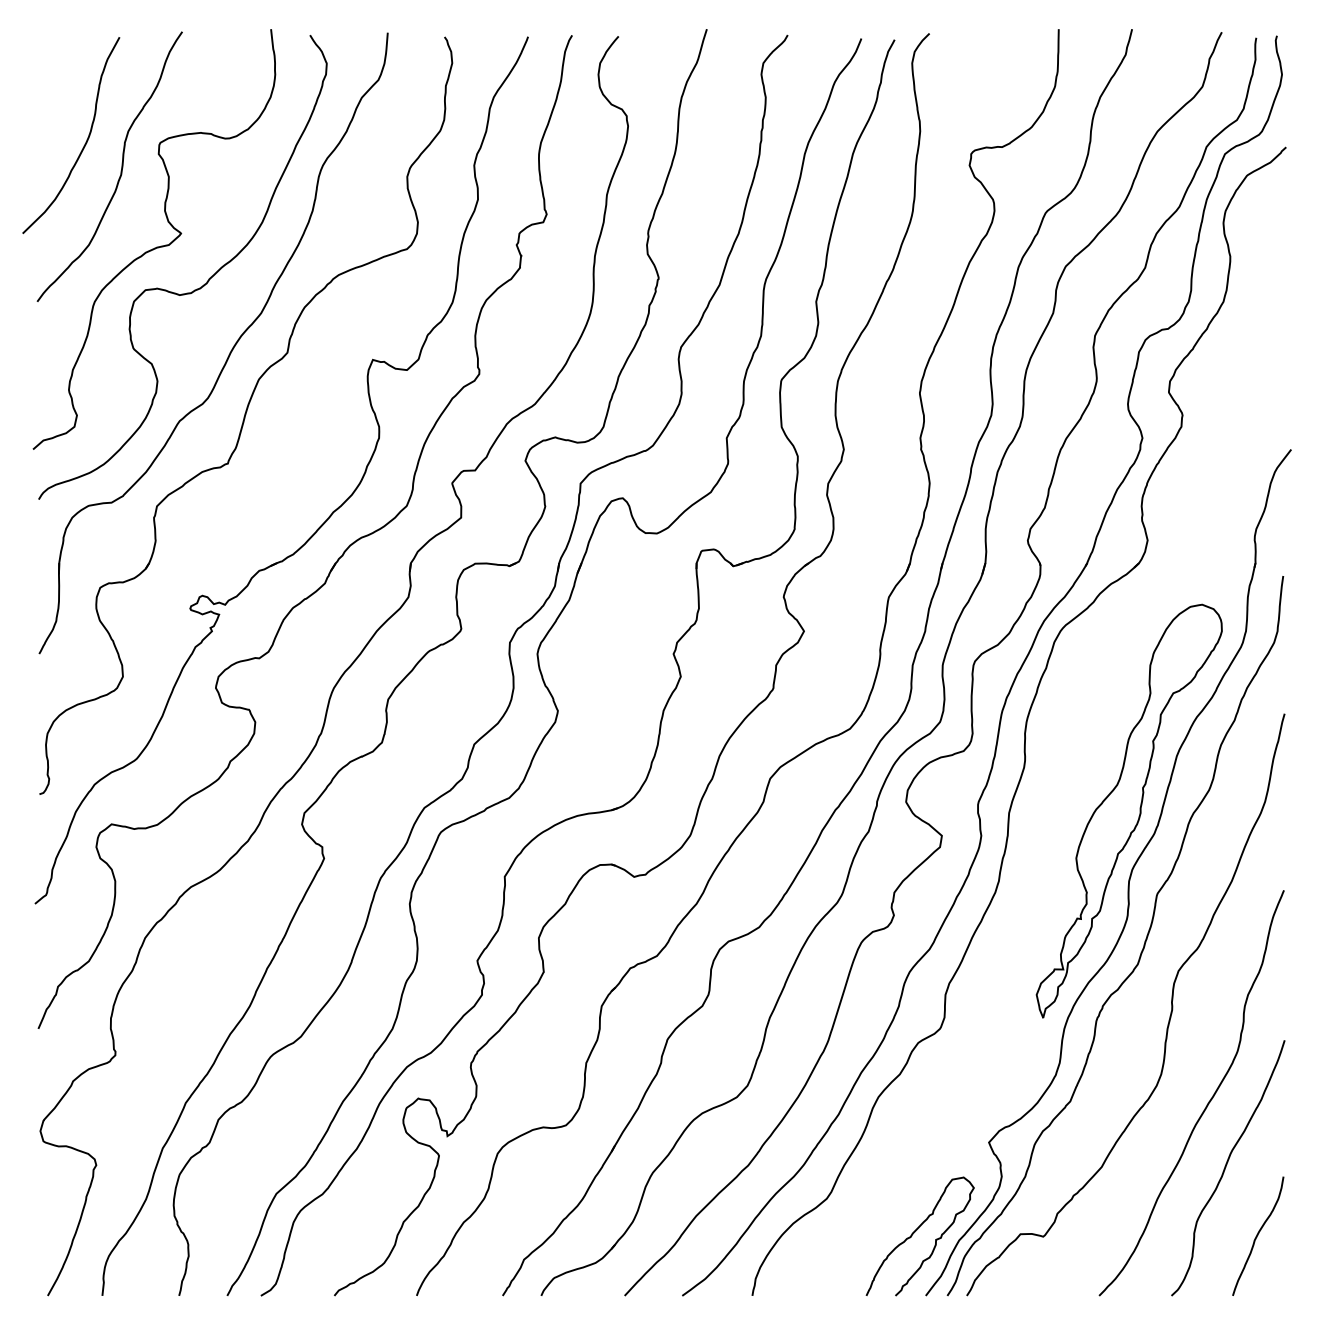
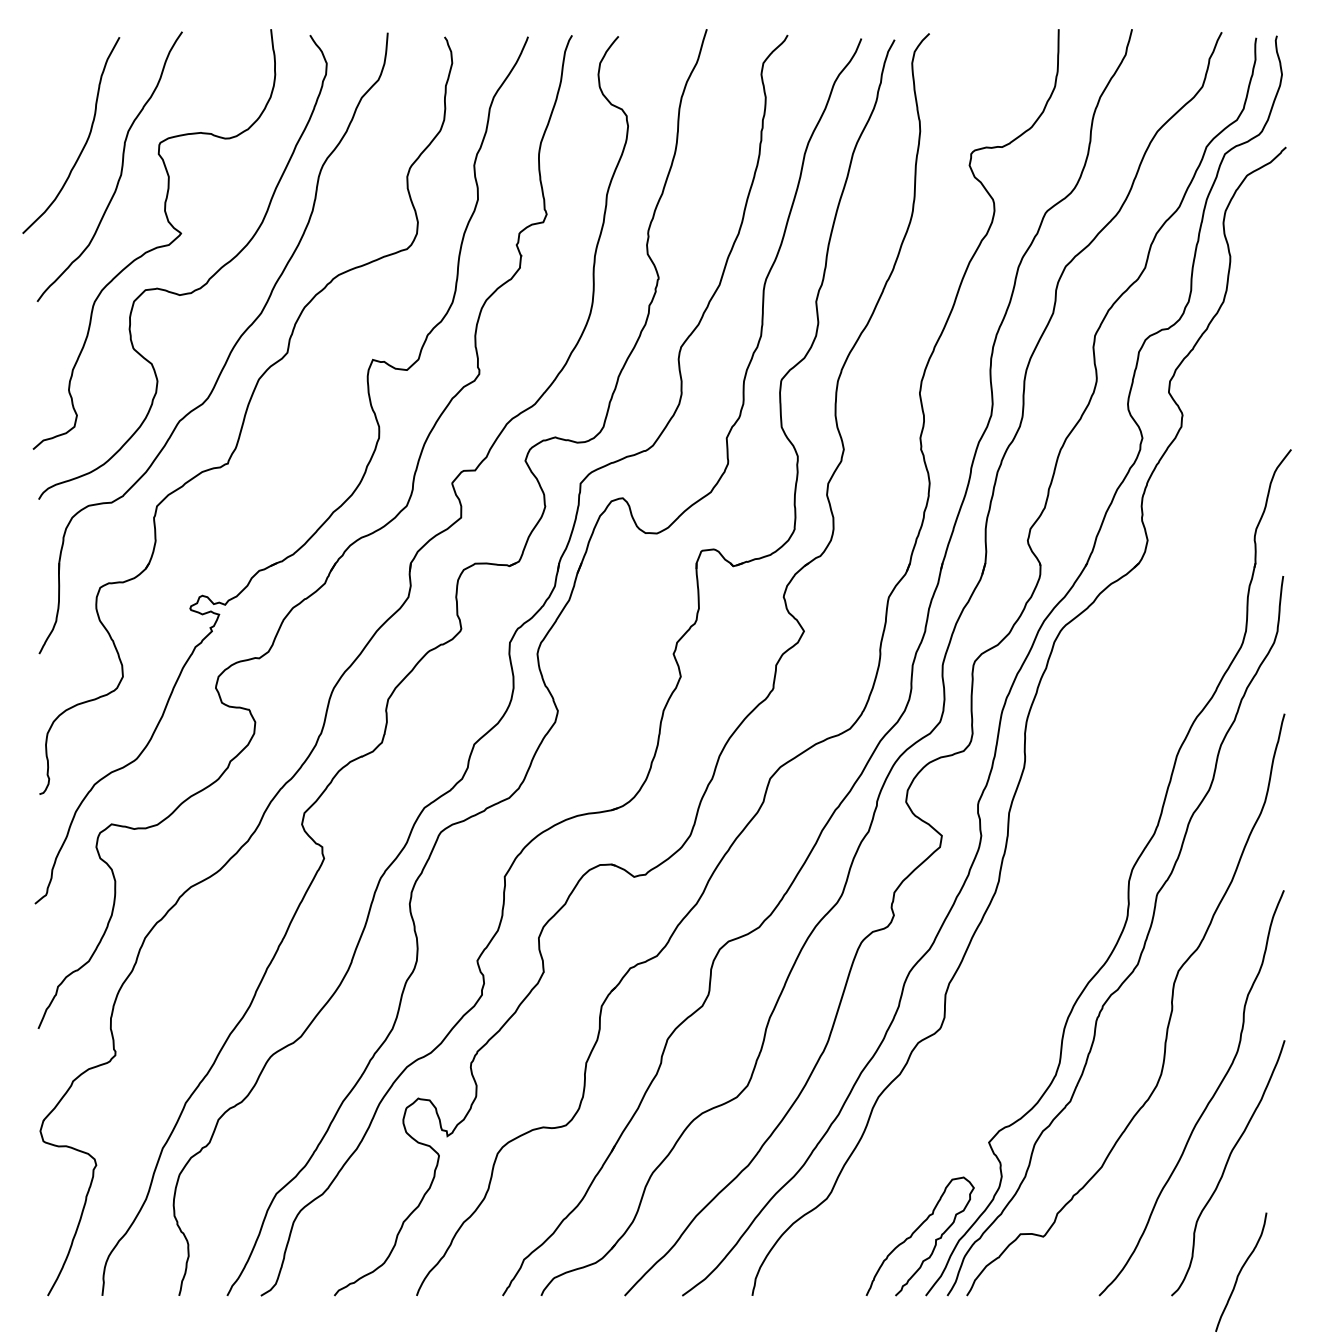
part: present -> none (1128, 810)
curve position: (1258, 1235) -> (1241, 1271) (1241, 1271)
